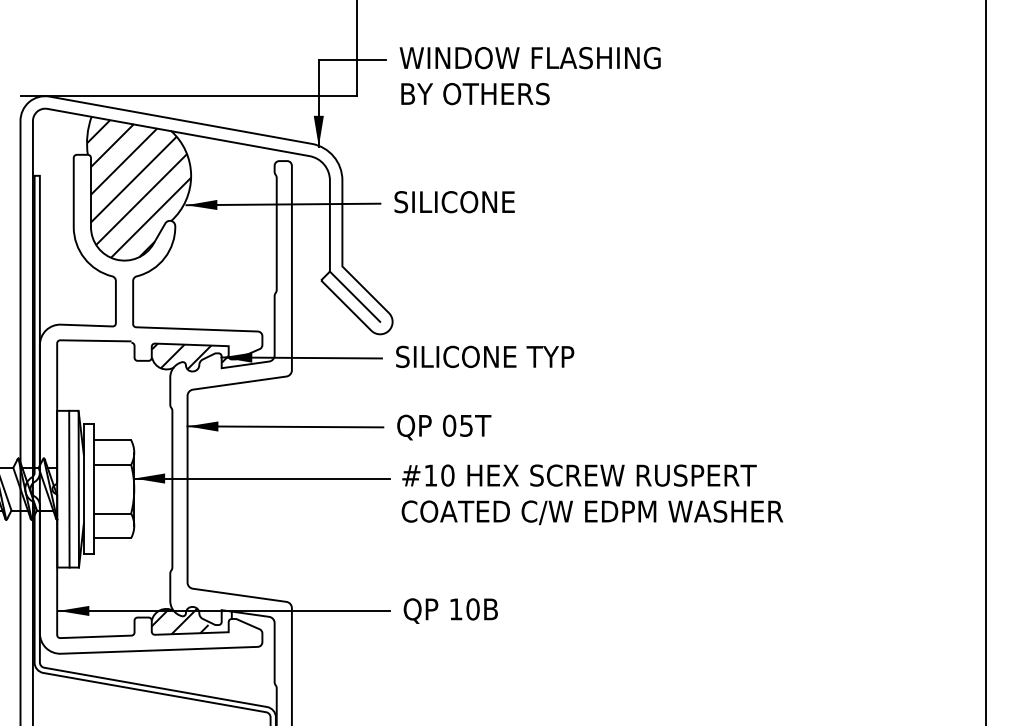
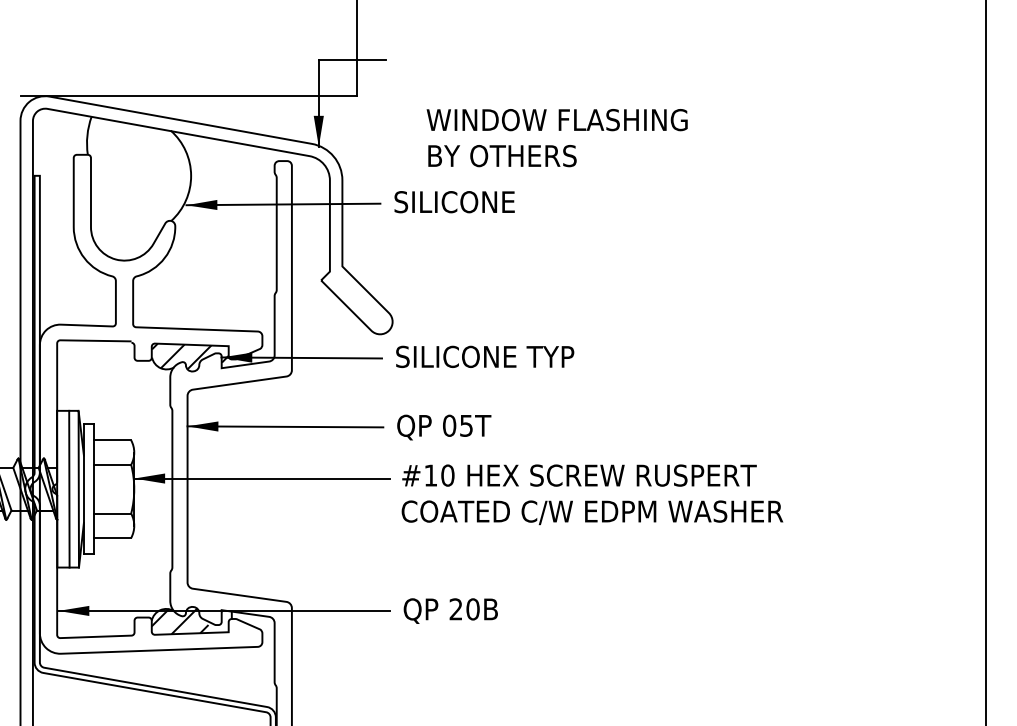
text position: (529, 76) -> (556, 138) (556, 138)
hatch: present -> none (139, 188)
line: present -> none (354, 296)
text: 10B -> 20B (455, 609)
